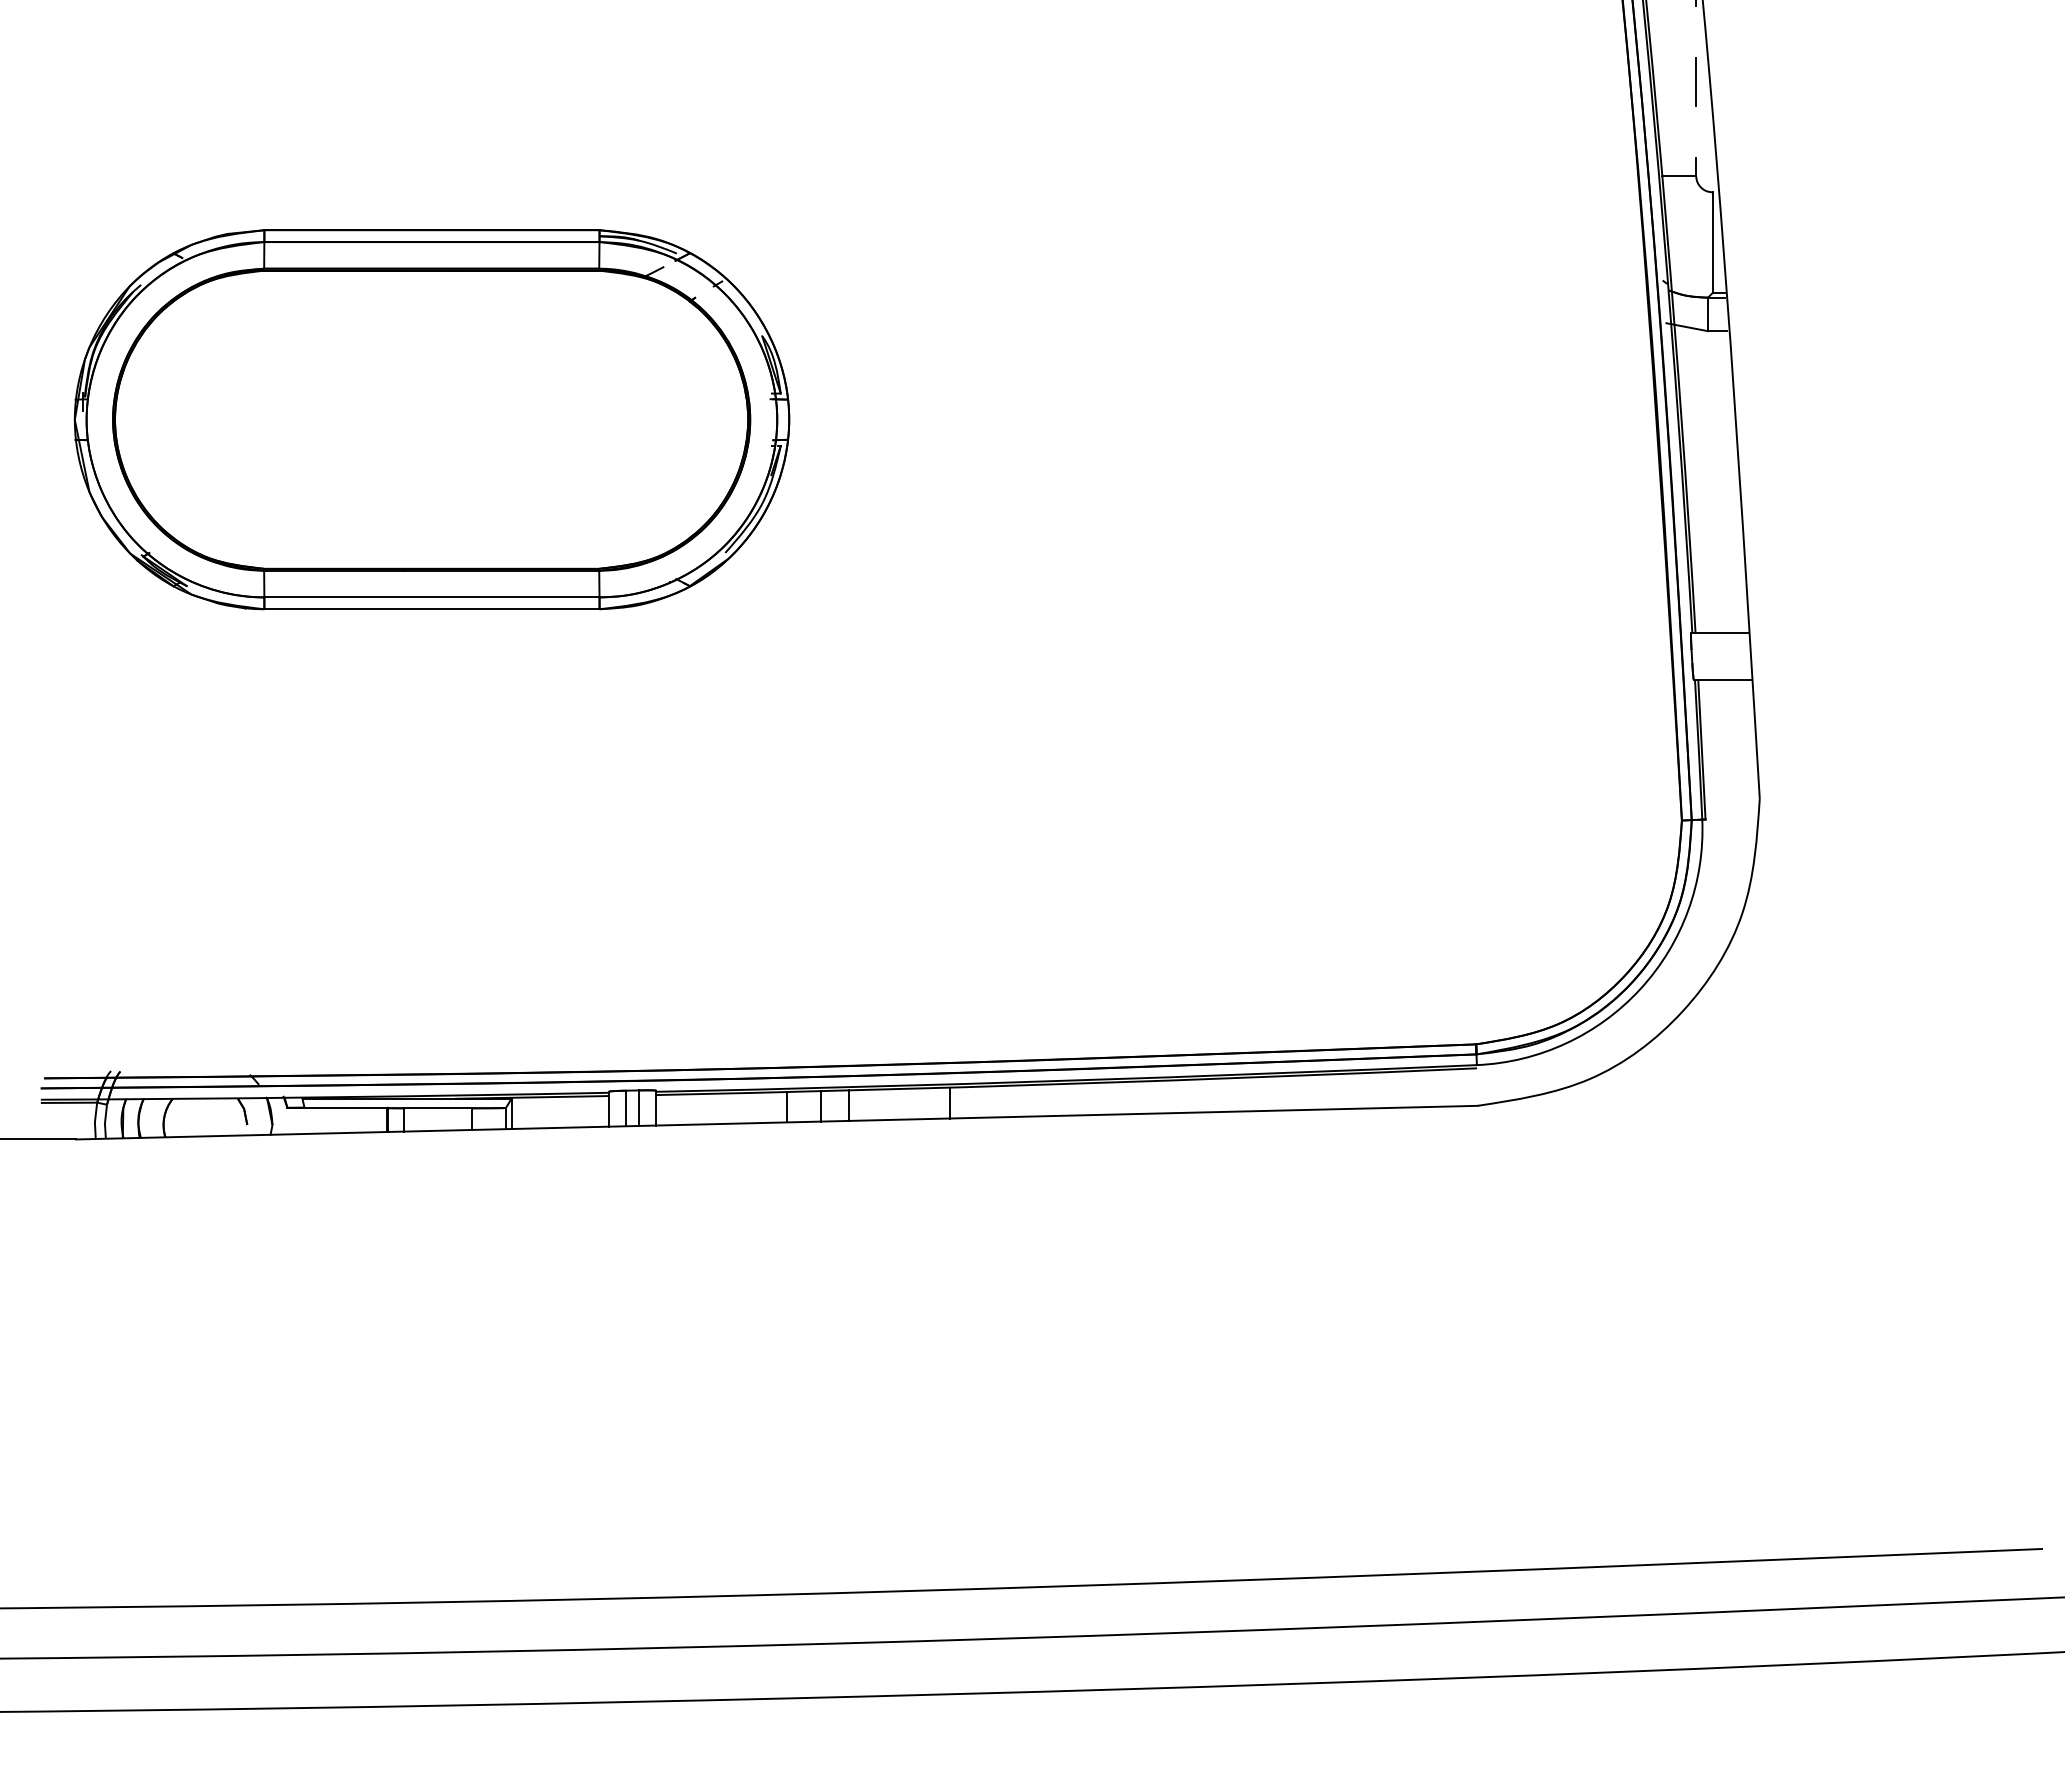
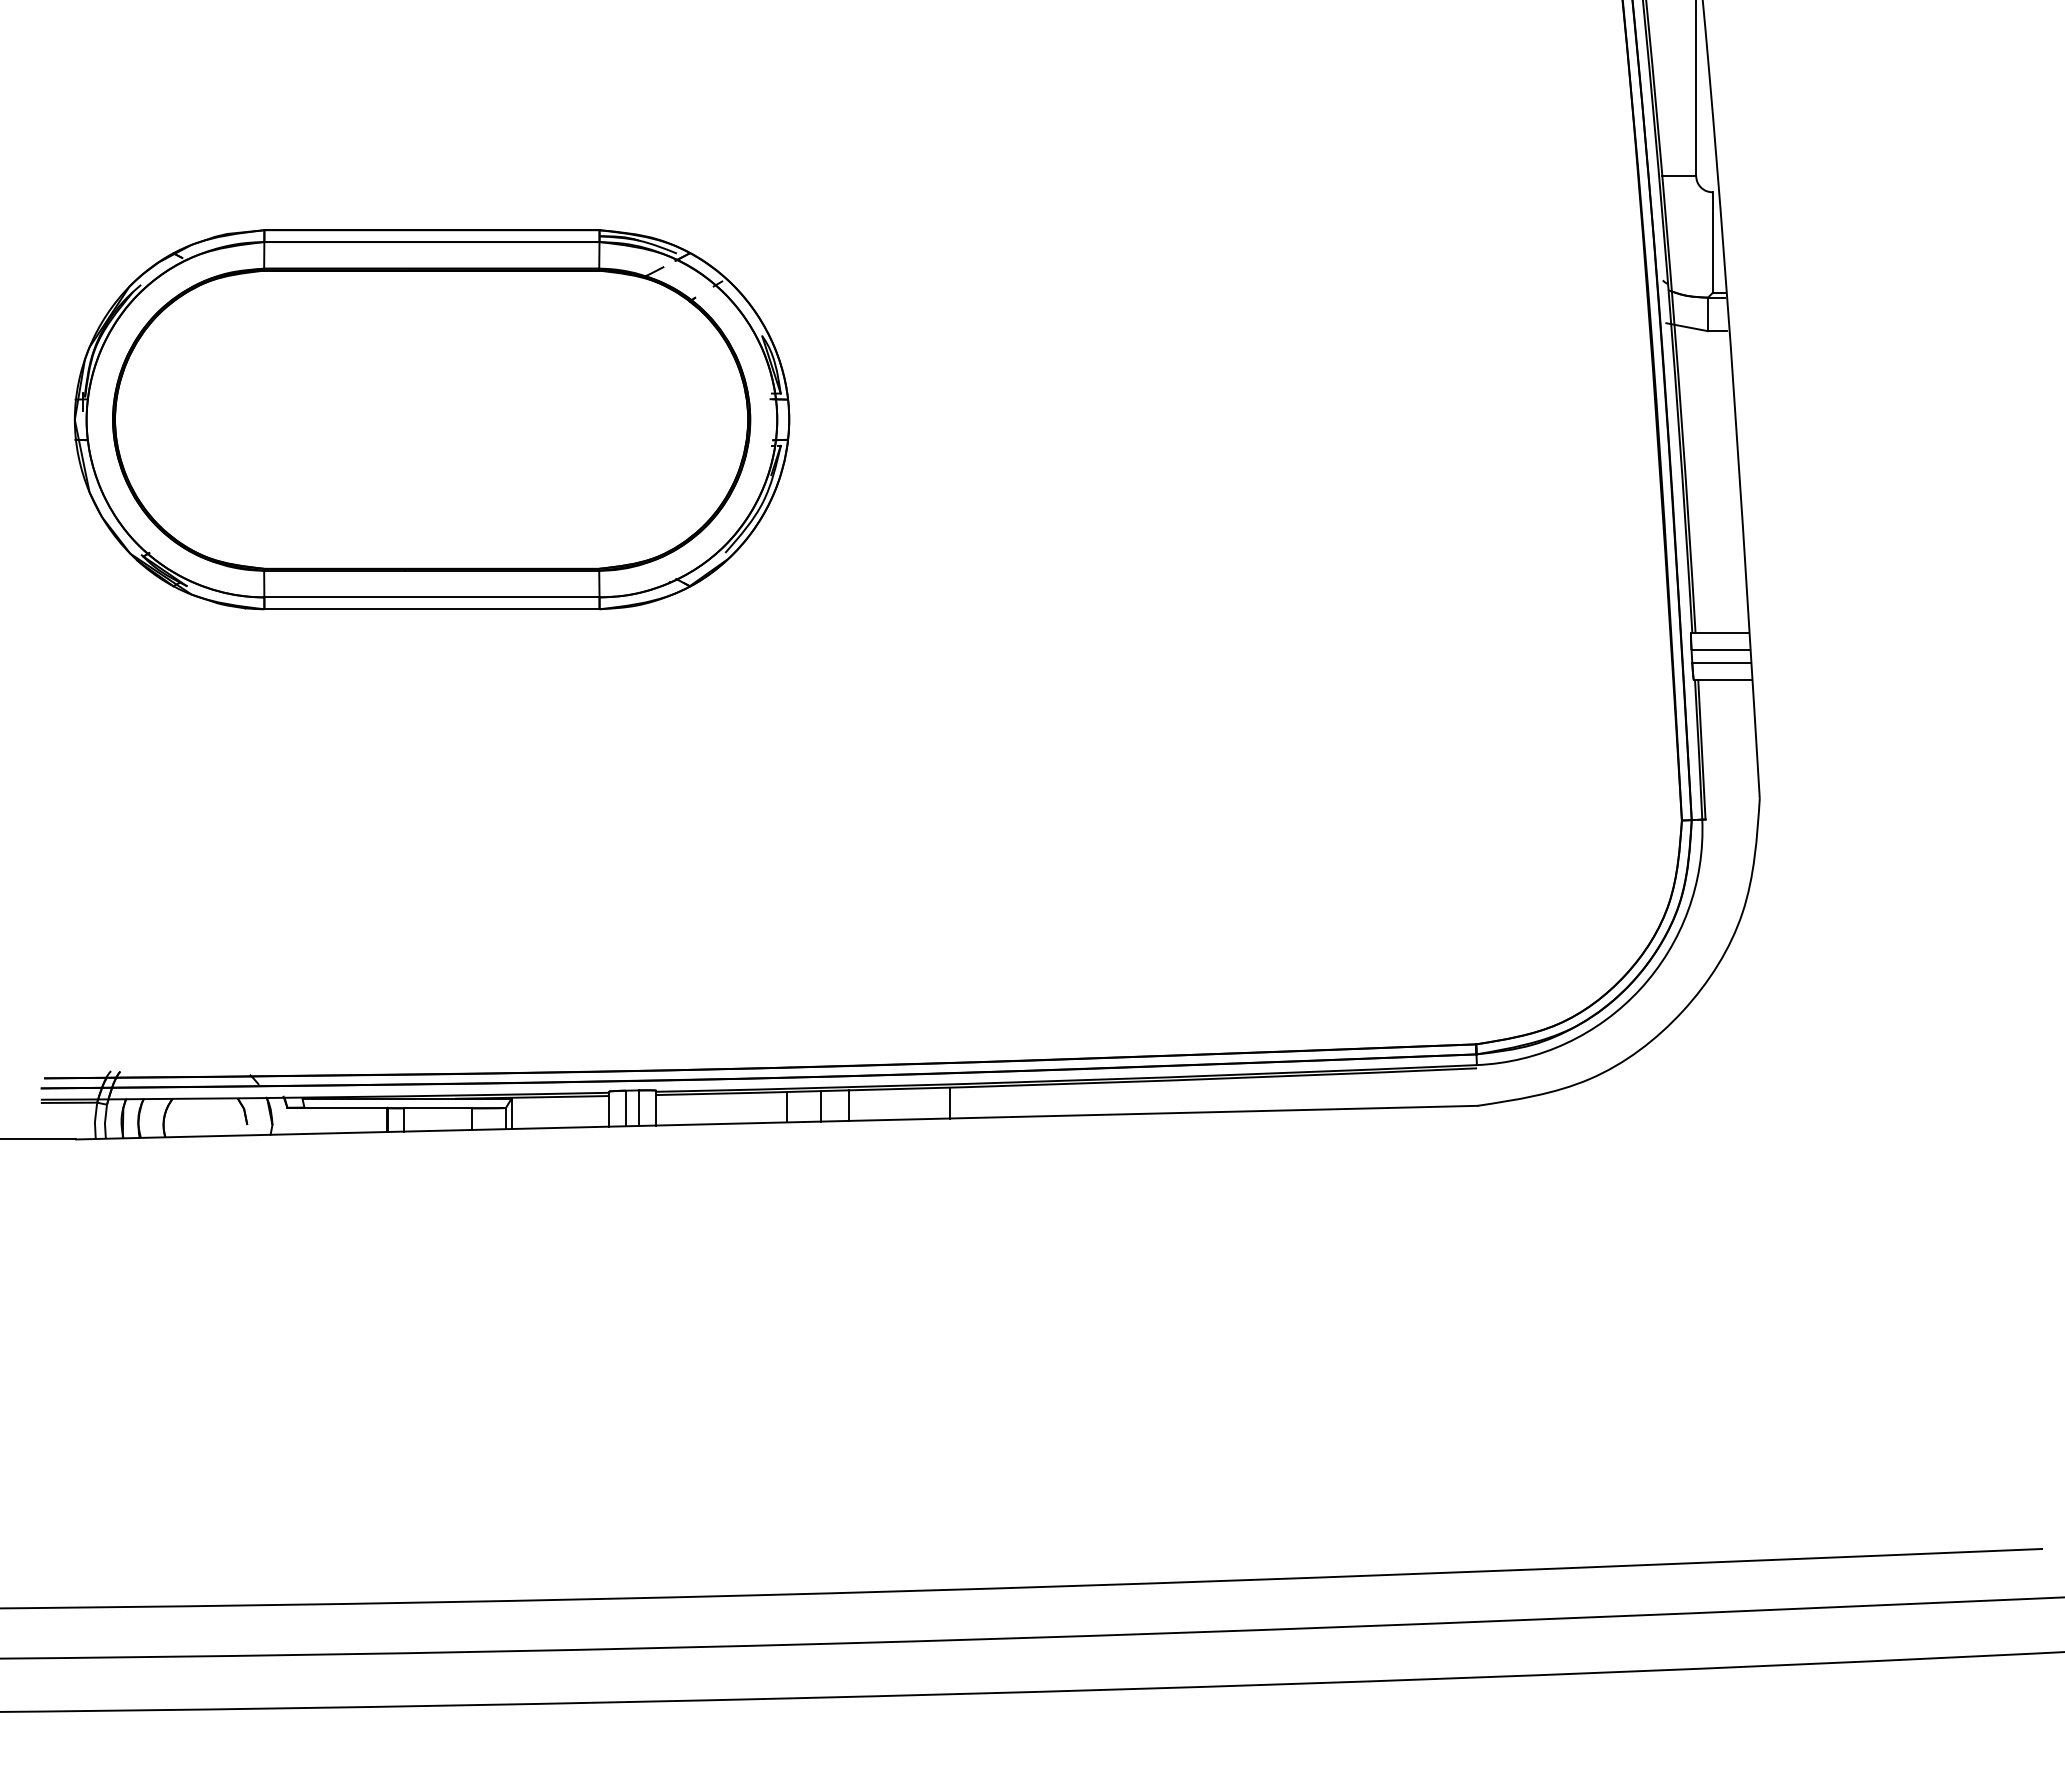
line: dashed -> solid (1696, 87)
line: none -> present (1720, 649)
line: none -> present (1721, 663)
